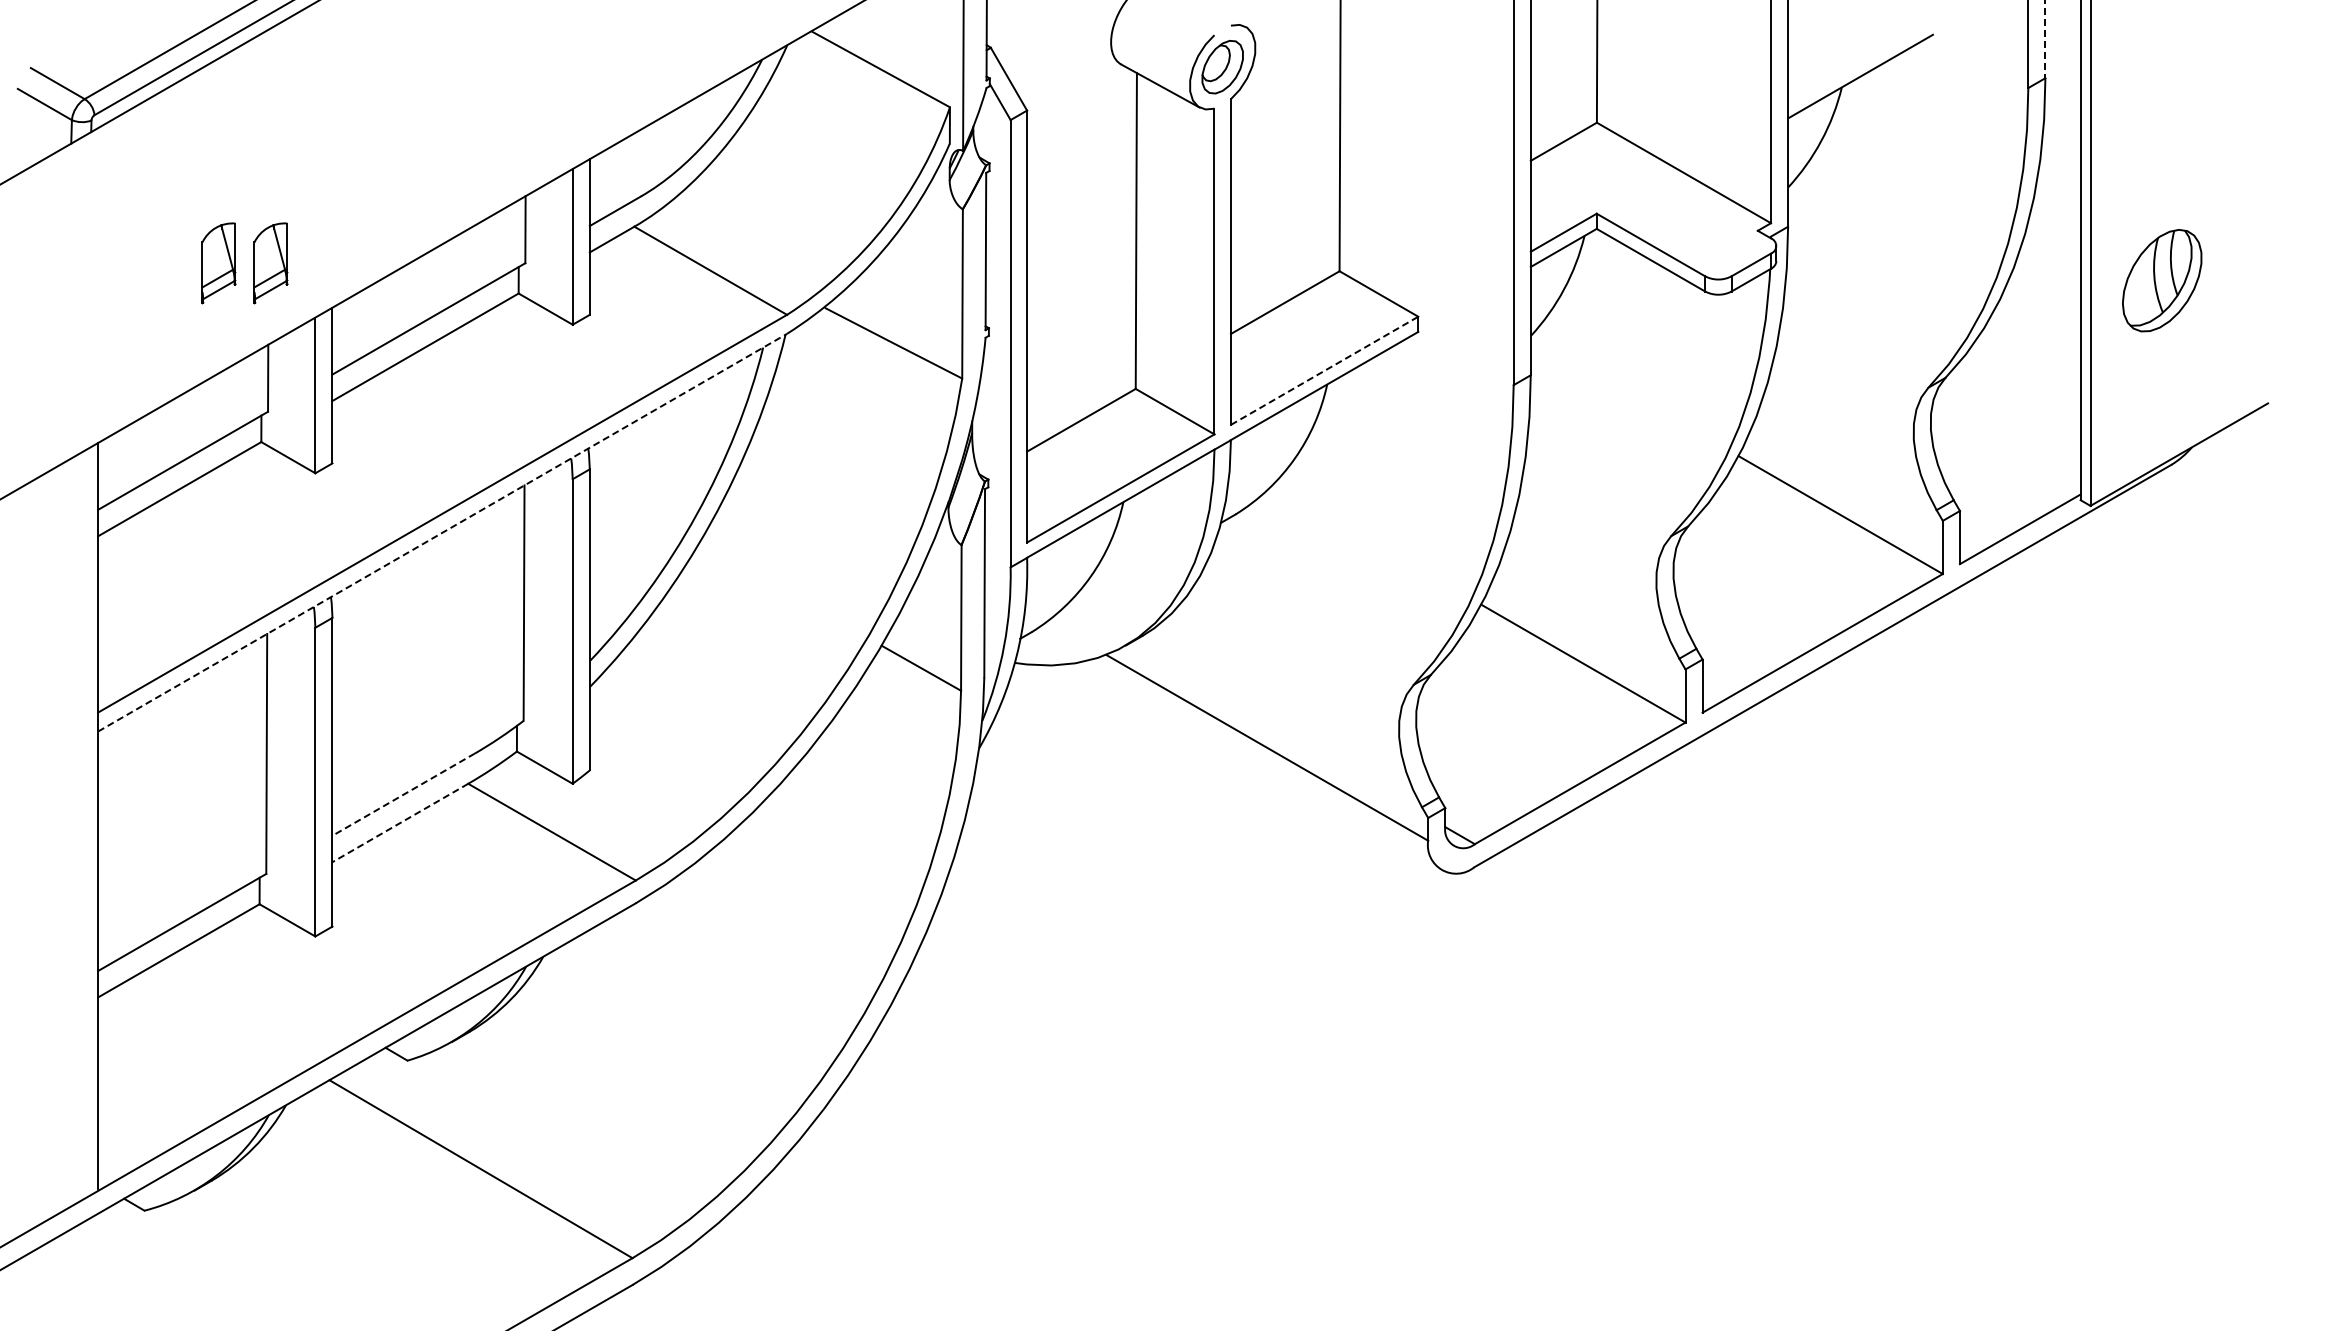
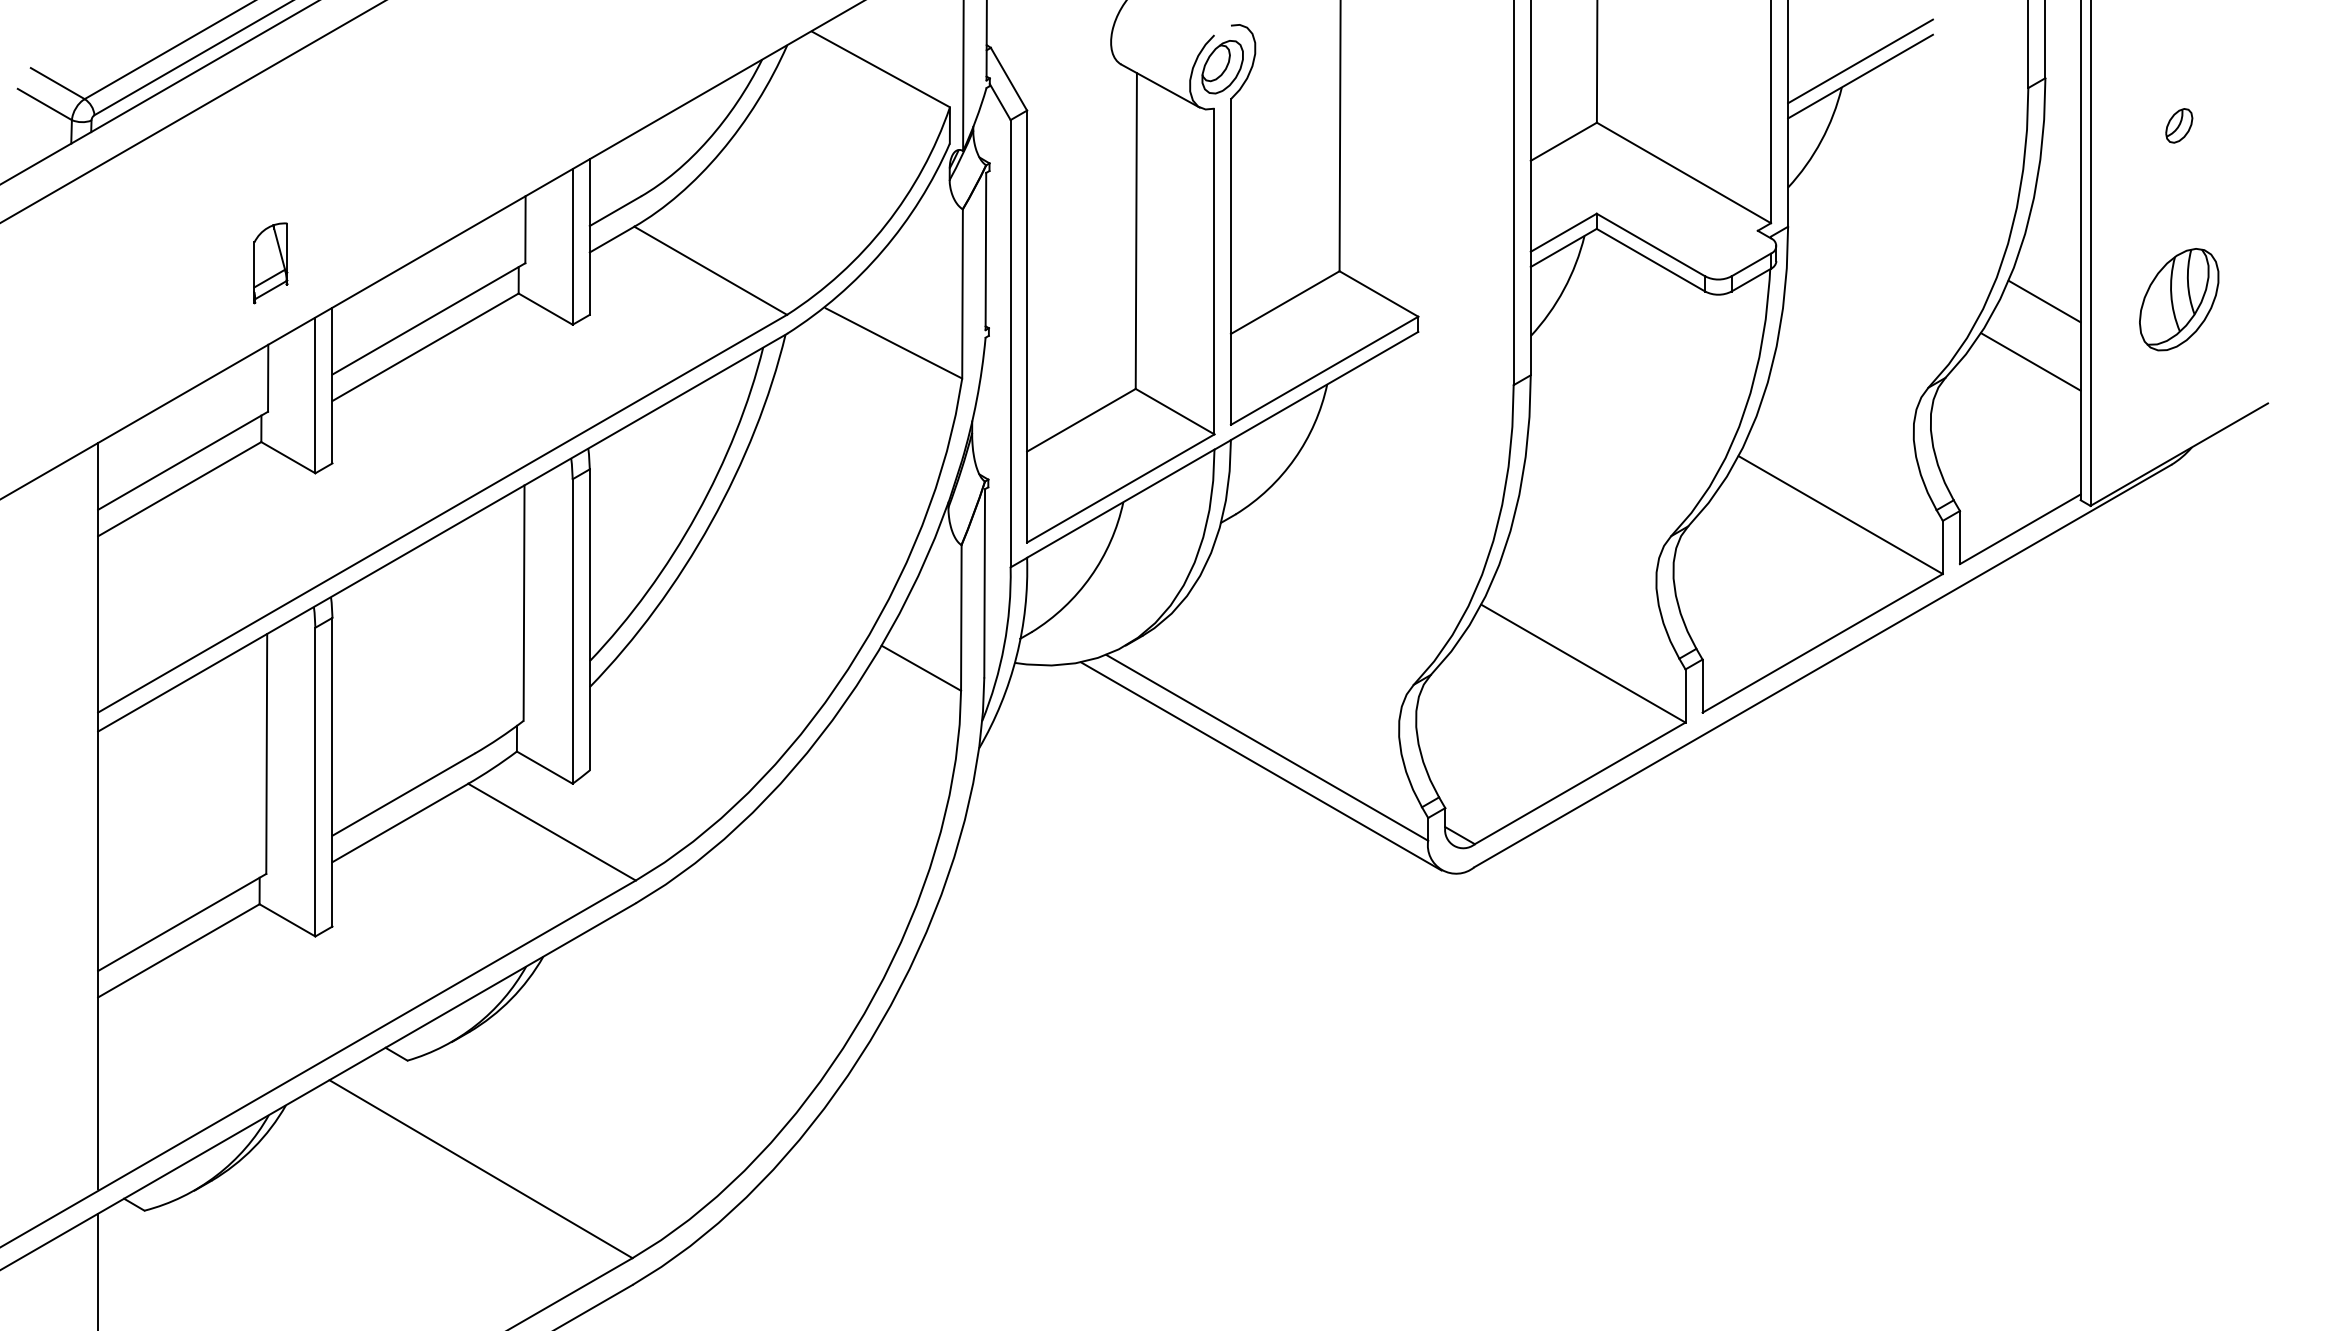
line: dashed -> solid (2045, 39)
line: none -> present (1860, 61)
line: none -> present (192, 111)
part: none -> present (2179, 125)
part: present -> none (218, 263)
part position: (2162, 280) -> (2179, 299) (2179, 299)
line: none -> present (2044, 301)
line: none -> present (2030, 361)
line: dashed -> solid (1325, 370)
line: dashed -> solid (442, 532)
line: none -> present (1260, 766)
line: dashed -> solid (403, 794)
line: dashed -> solid (399, 823)
line: none -> present (98, 1270)
